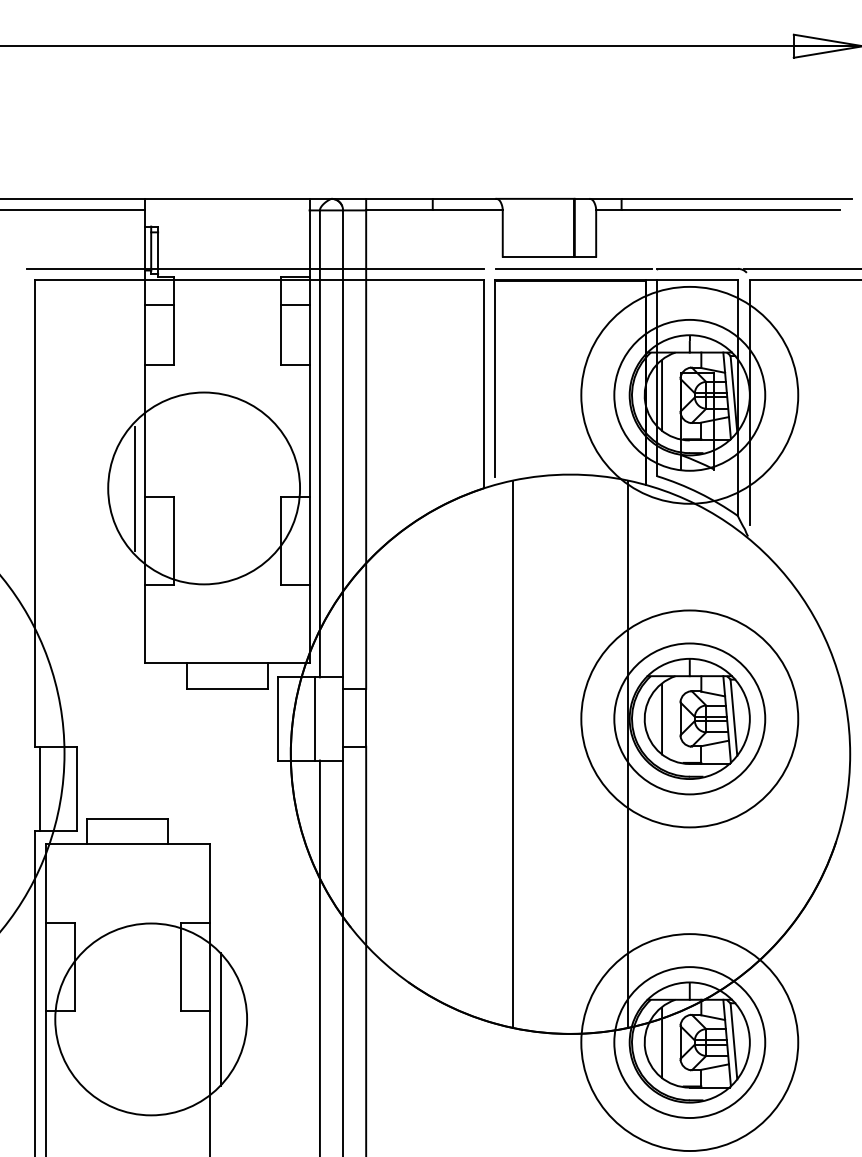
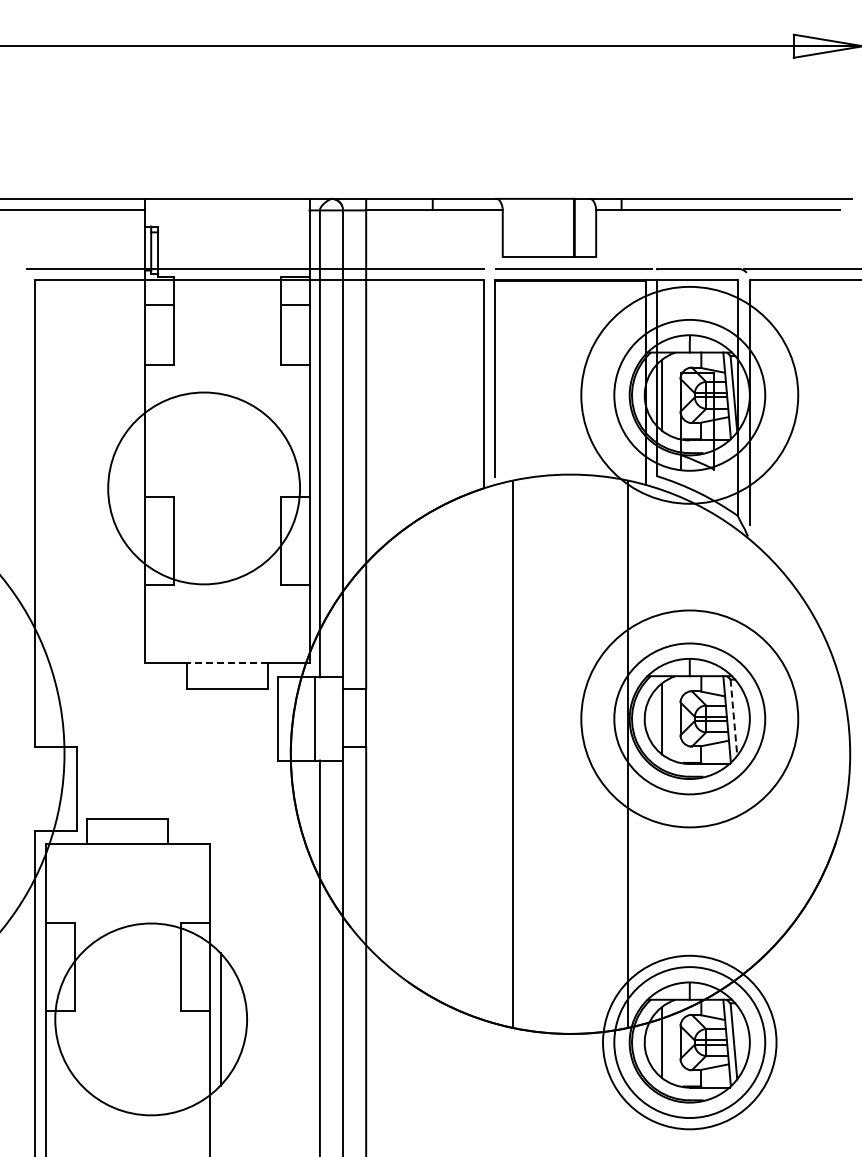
line: present -> none (134, 488)
line: solid -> dashed (226, 663)
line: solid -> dashed (733, 718)
line: present -> none (40, 788)
circle diameter: 217 px -> 174 px (689, 1042)
